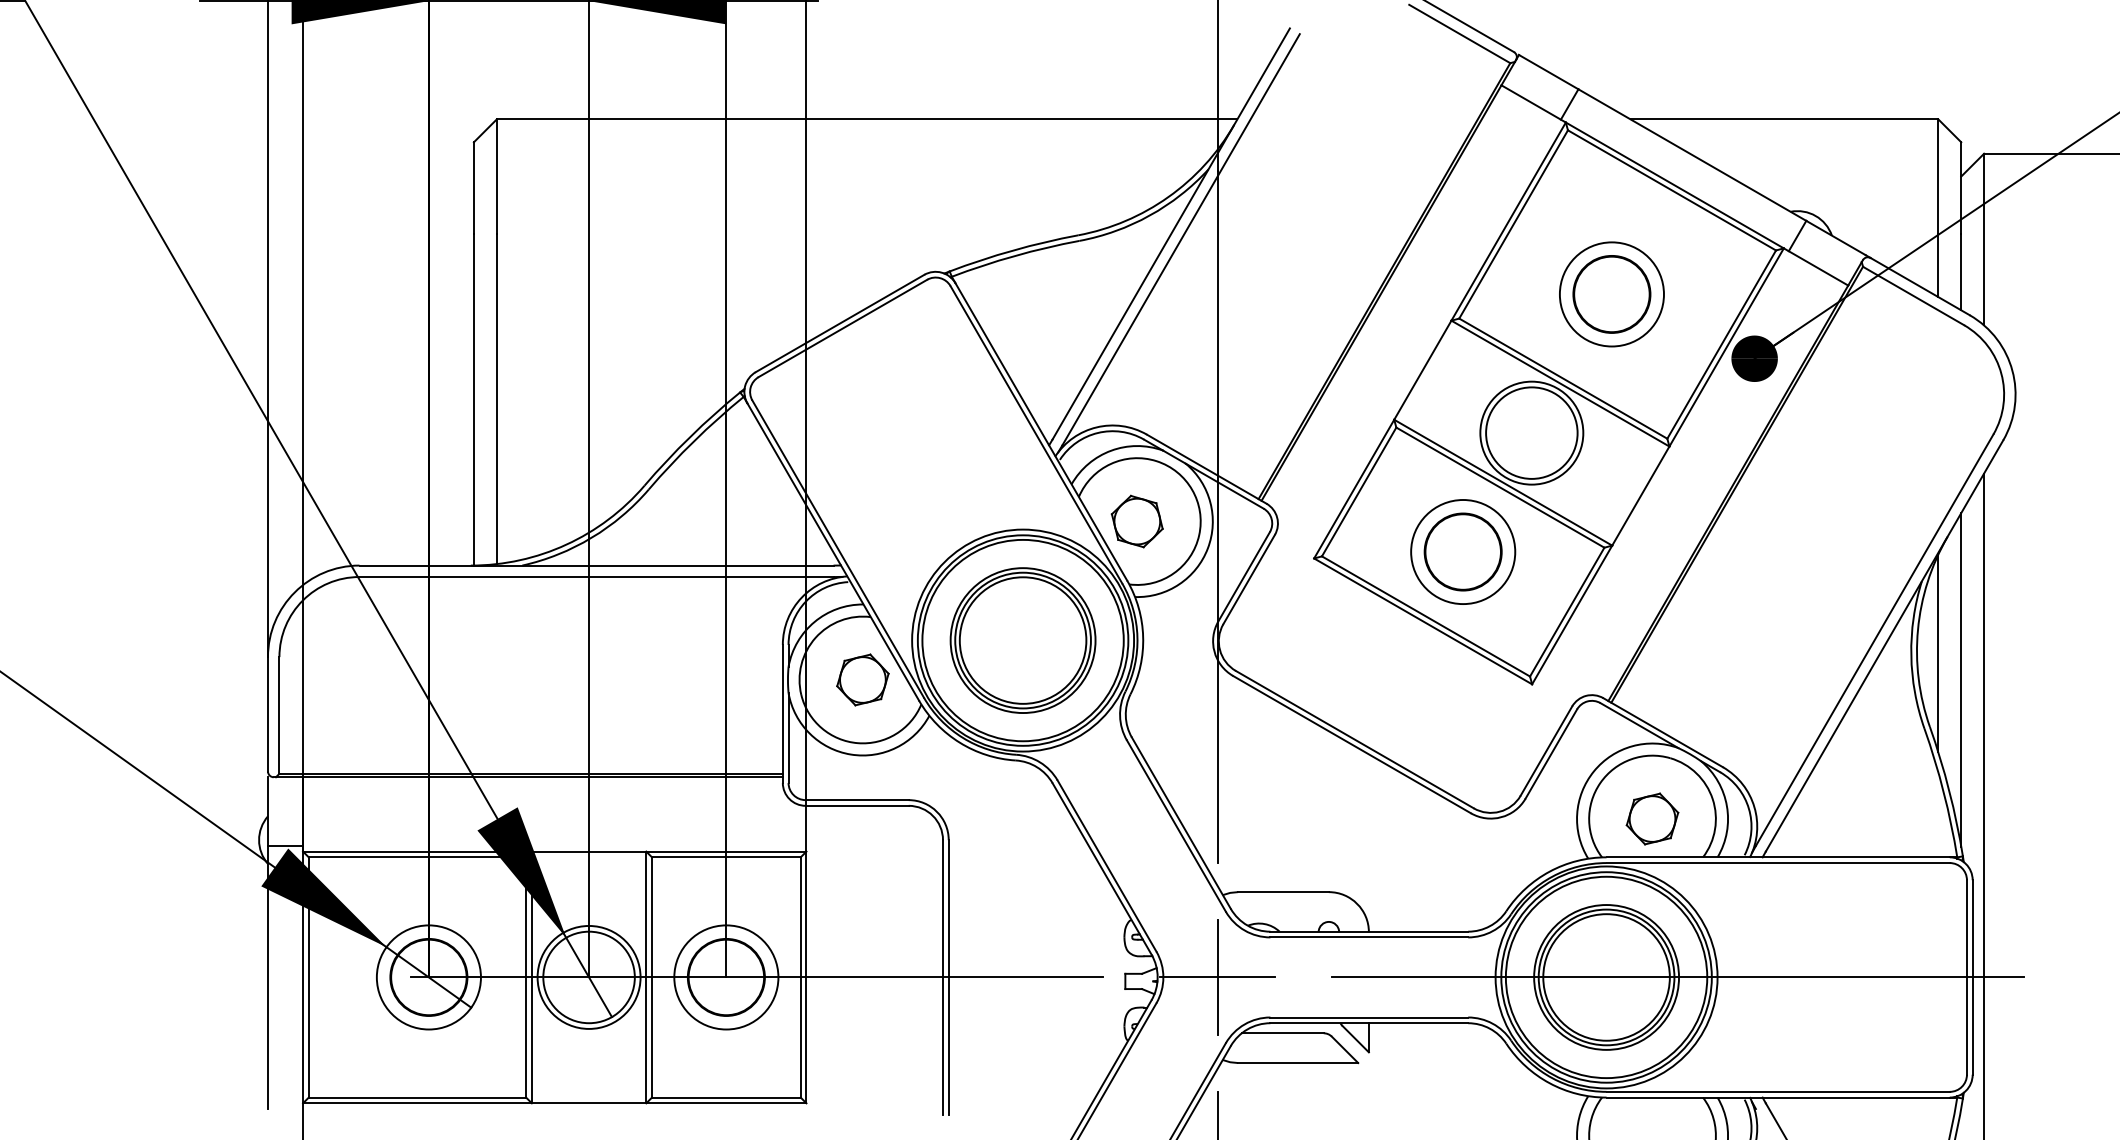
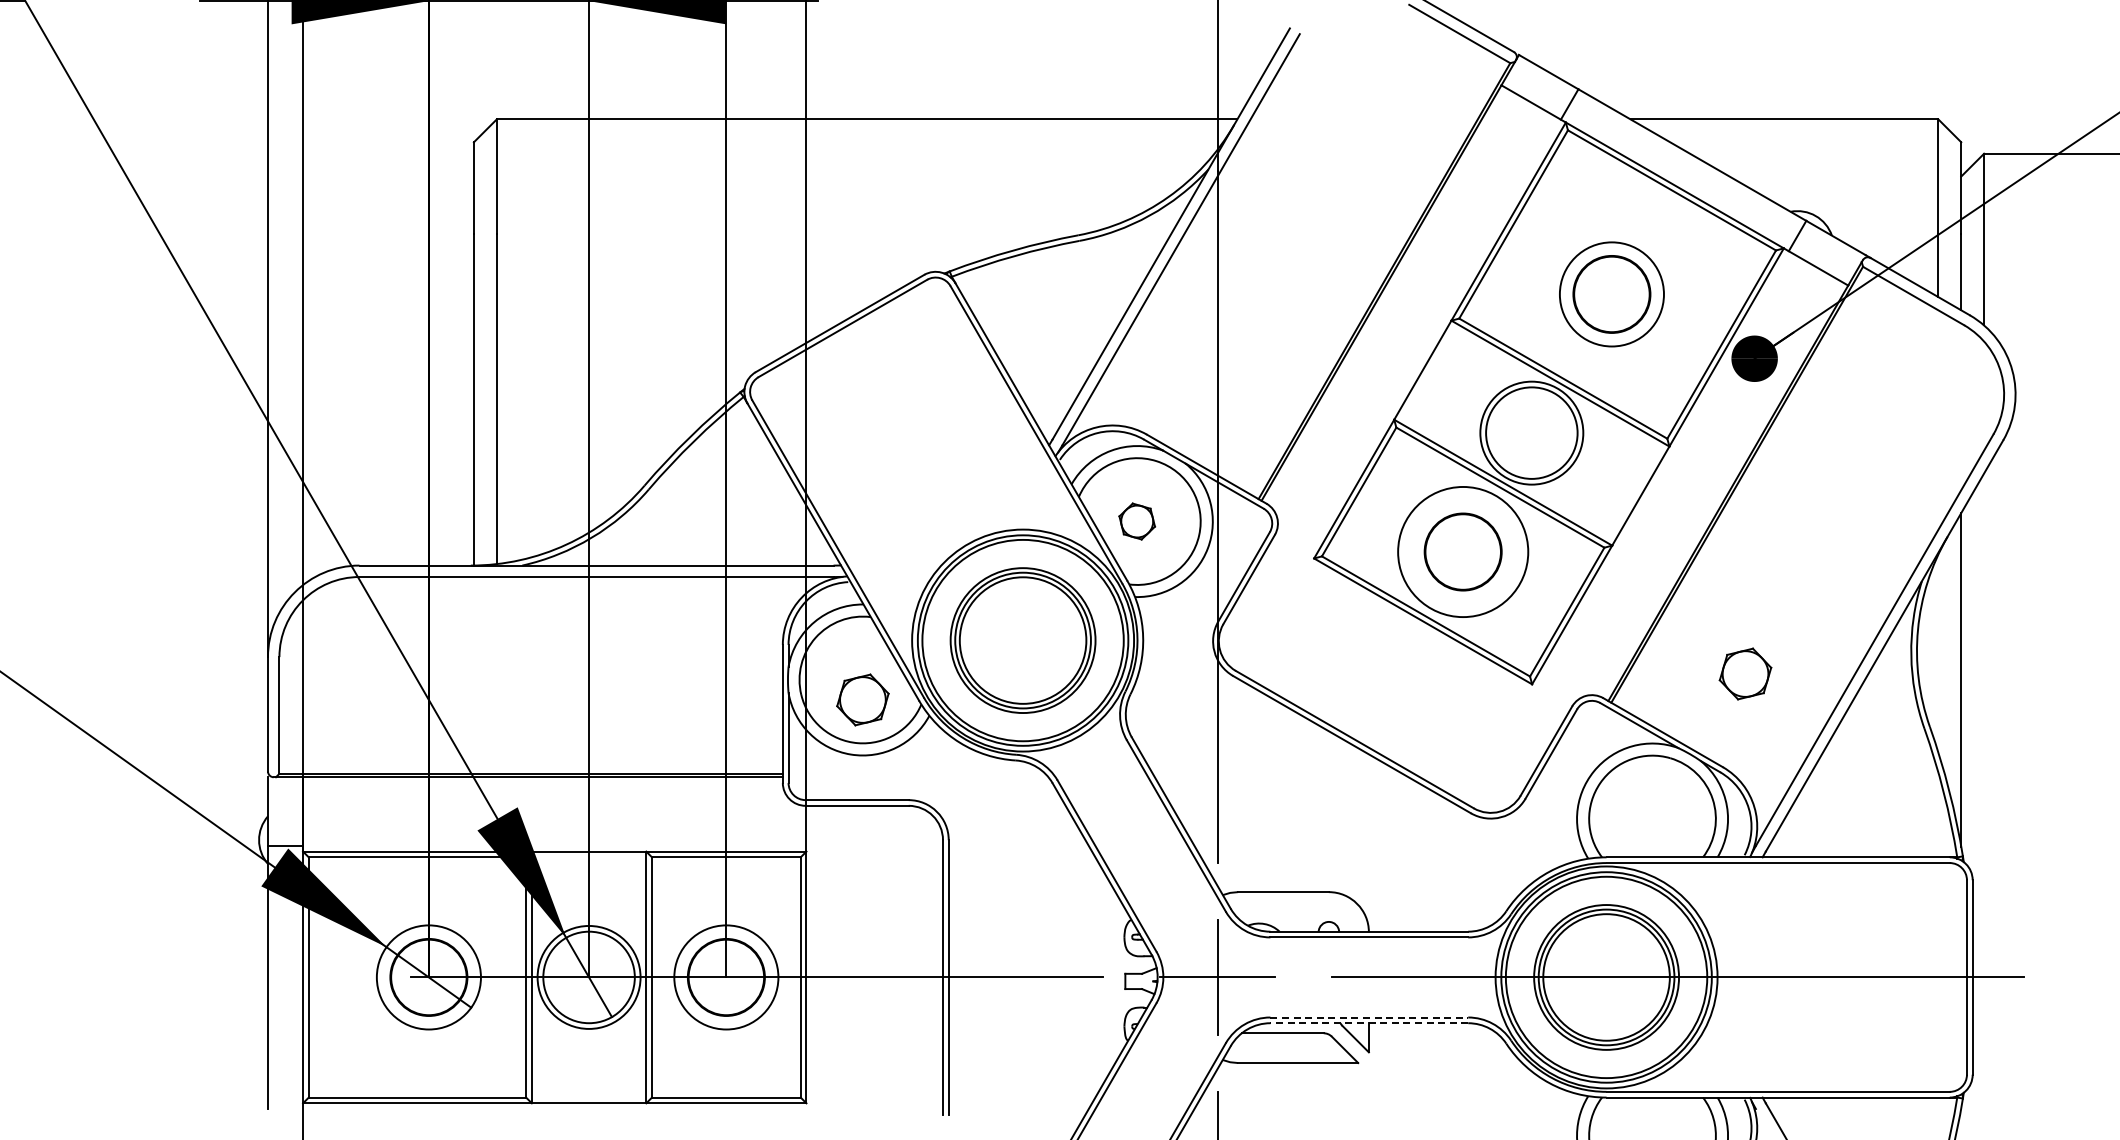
part size: 54x55 px -> 39x39 px (1137, 521)
circle diameter: 104 px -> 130 px (1463, 551)
line: present -> none (1938, 653)
part position: (862, 679) -> (862, 699) (862, 699)
line: present -> none (1984, 804)
part position: (1652, 818) -> (1745, 673) (1745, 673)
line: solid -> dashed (1369, 1017)
line: solid -> dashed (1369, 1023)
